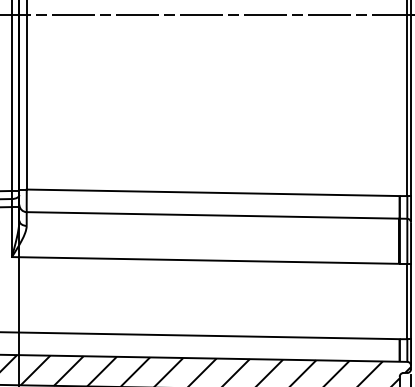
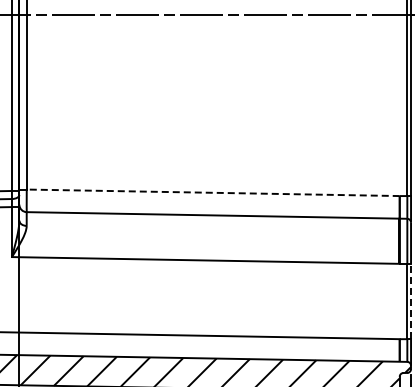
line: solid -> dashed (213, 192)
line: solid -> dashed (411, 301)
